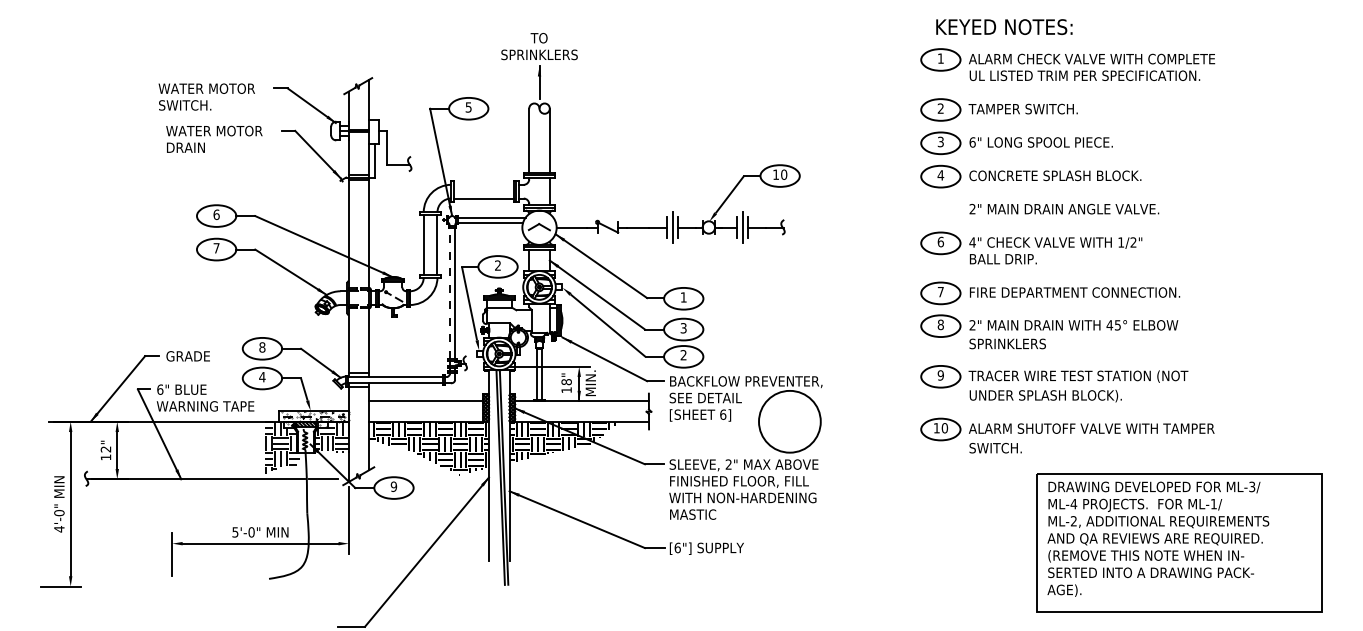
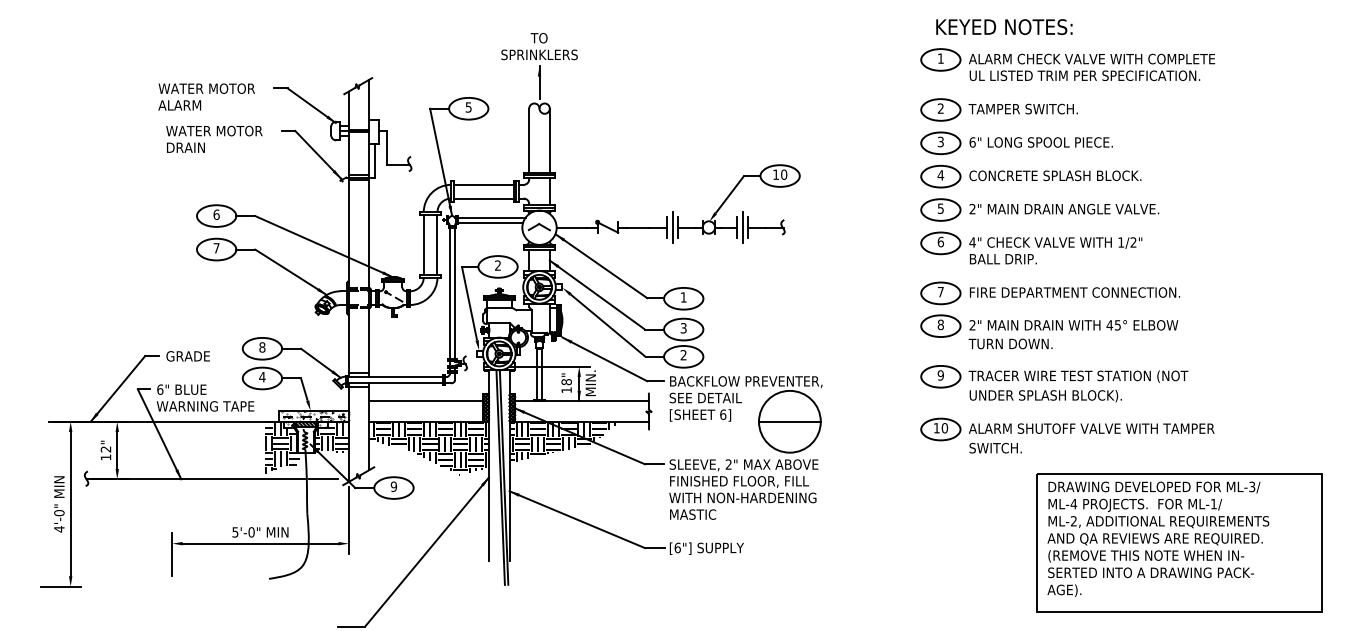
text: SWITCH. -> ALARM (184, 105)
line: none -> present (483, 184)
part: none -> present (940, 209)
line: dashed -> solid (449, 292)
text: SPRINKLERS -> TURN DOWN. (1010, 343)
line: none -> present (789, 421)
